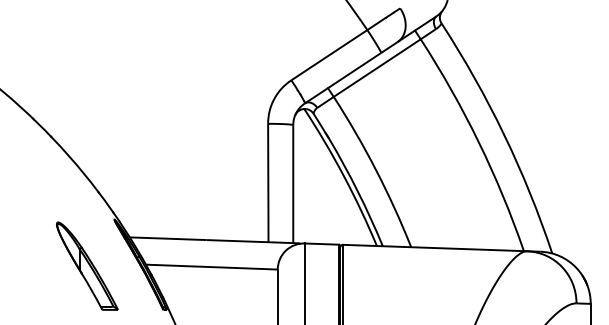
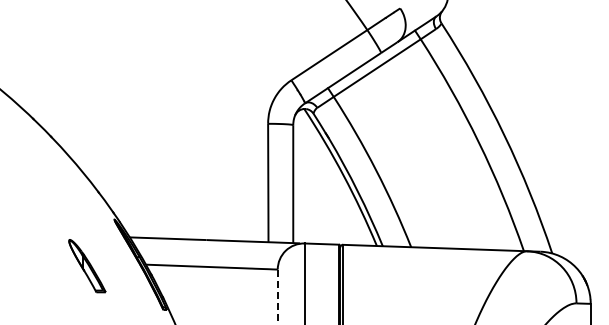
part size: 63x90 px -> 39x55 px (87, 266)
line: solid -> dashed (277, 296)
